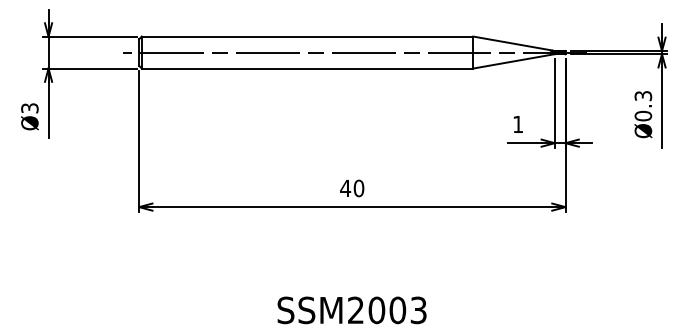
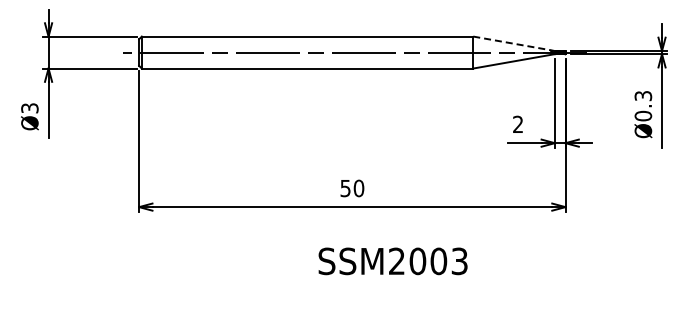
line: solid -> dashed (512, 43)
text: 1 -> 2 (517, 123)
text: 40 -> 50 (345, 188)
text position: (351, 310) -> (392, 261) (392, 261)
